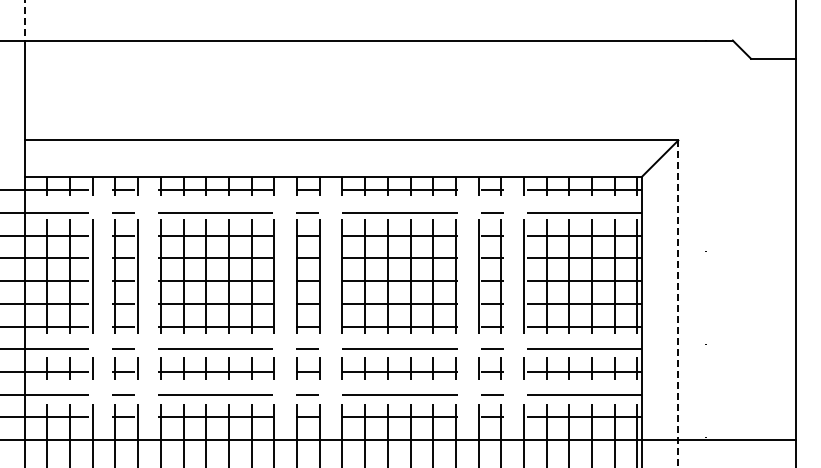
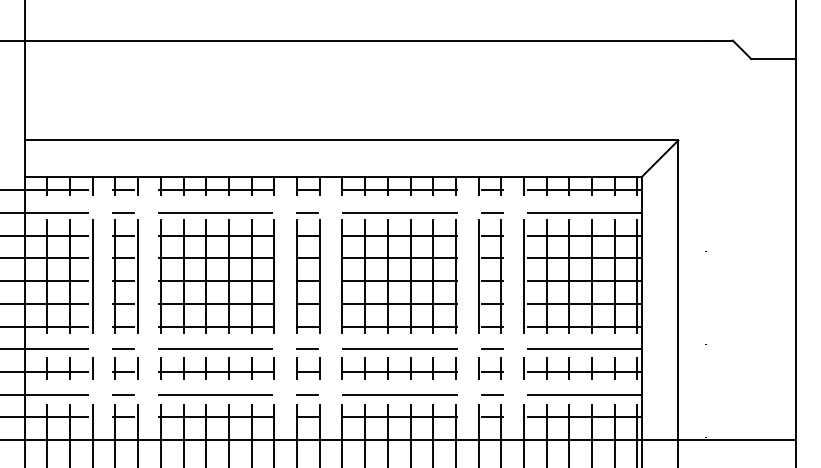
line: dashed -> solid (24, 20)
line: dashed -> solid (678, 304)
